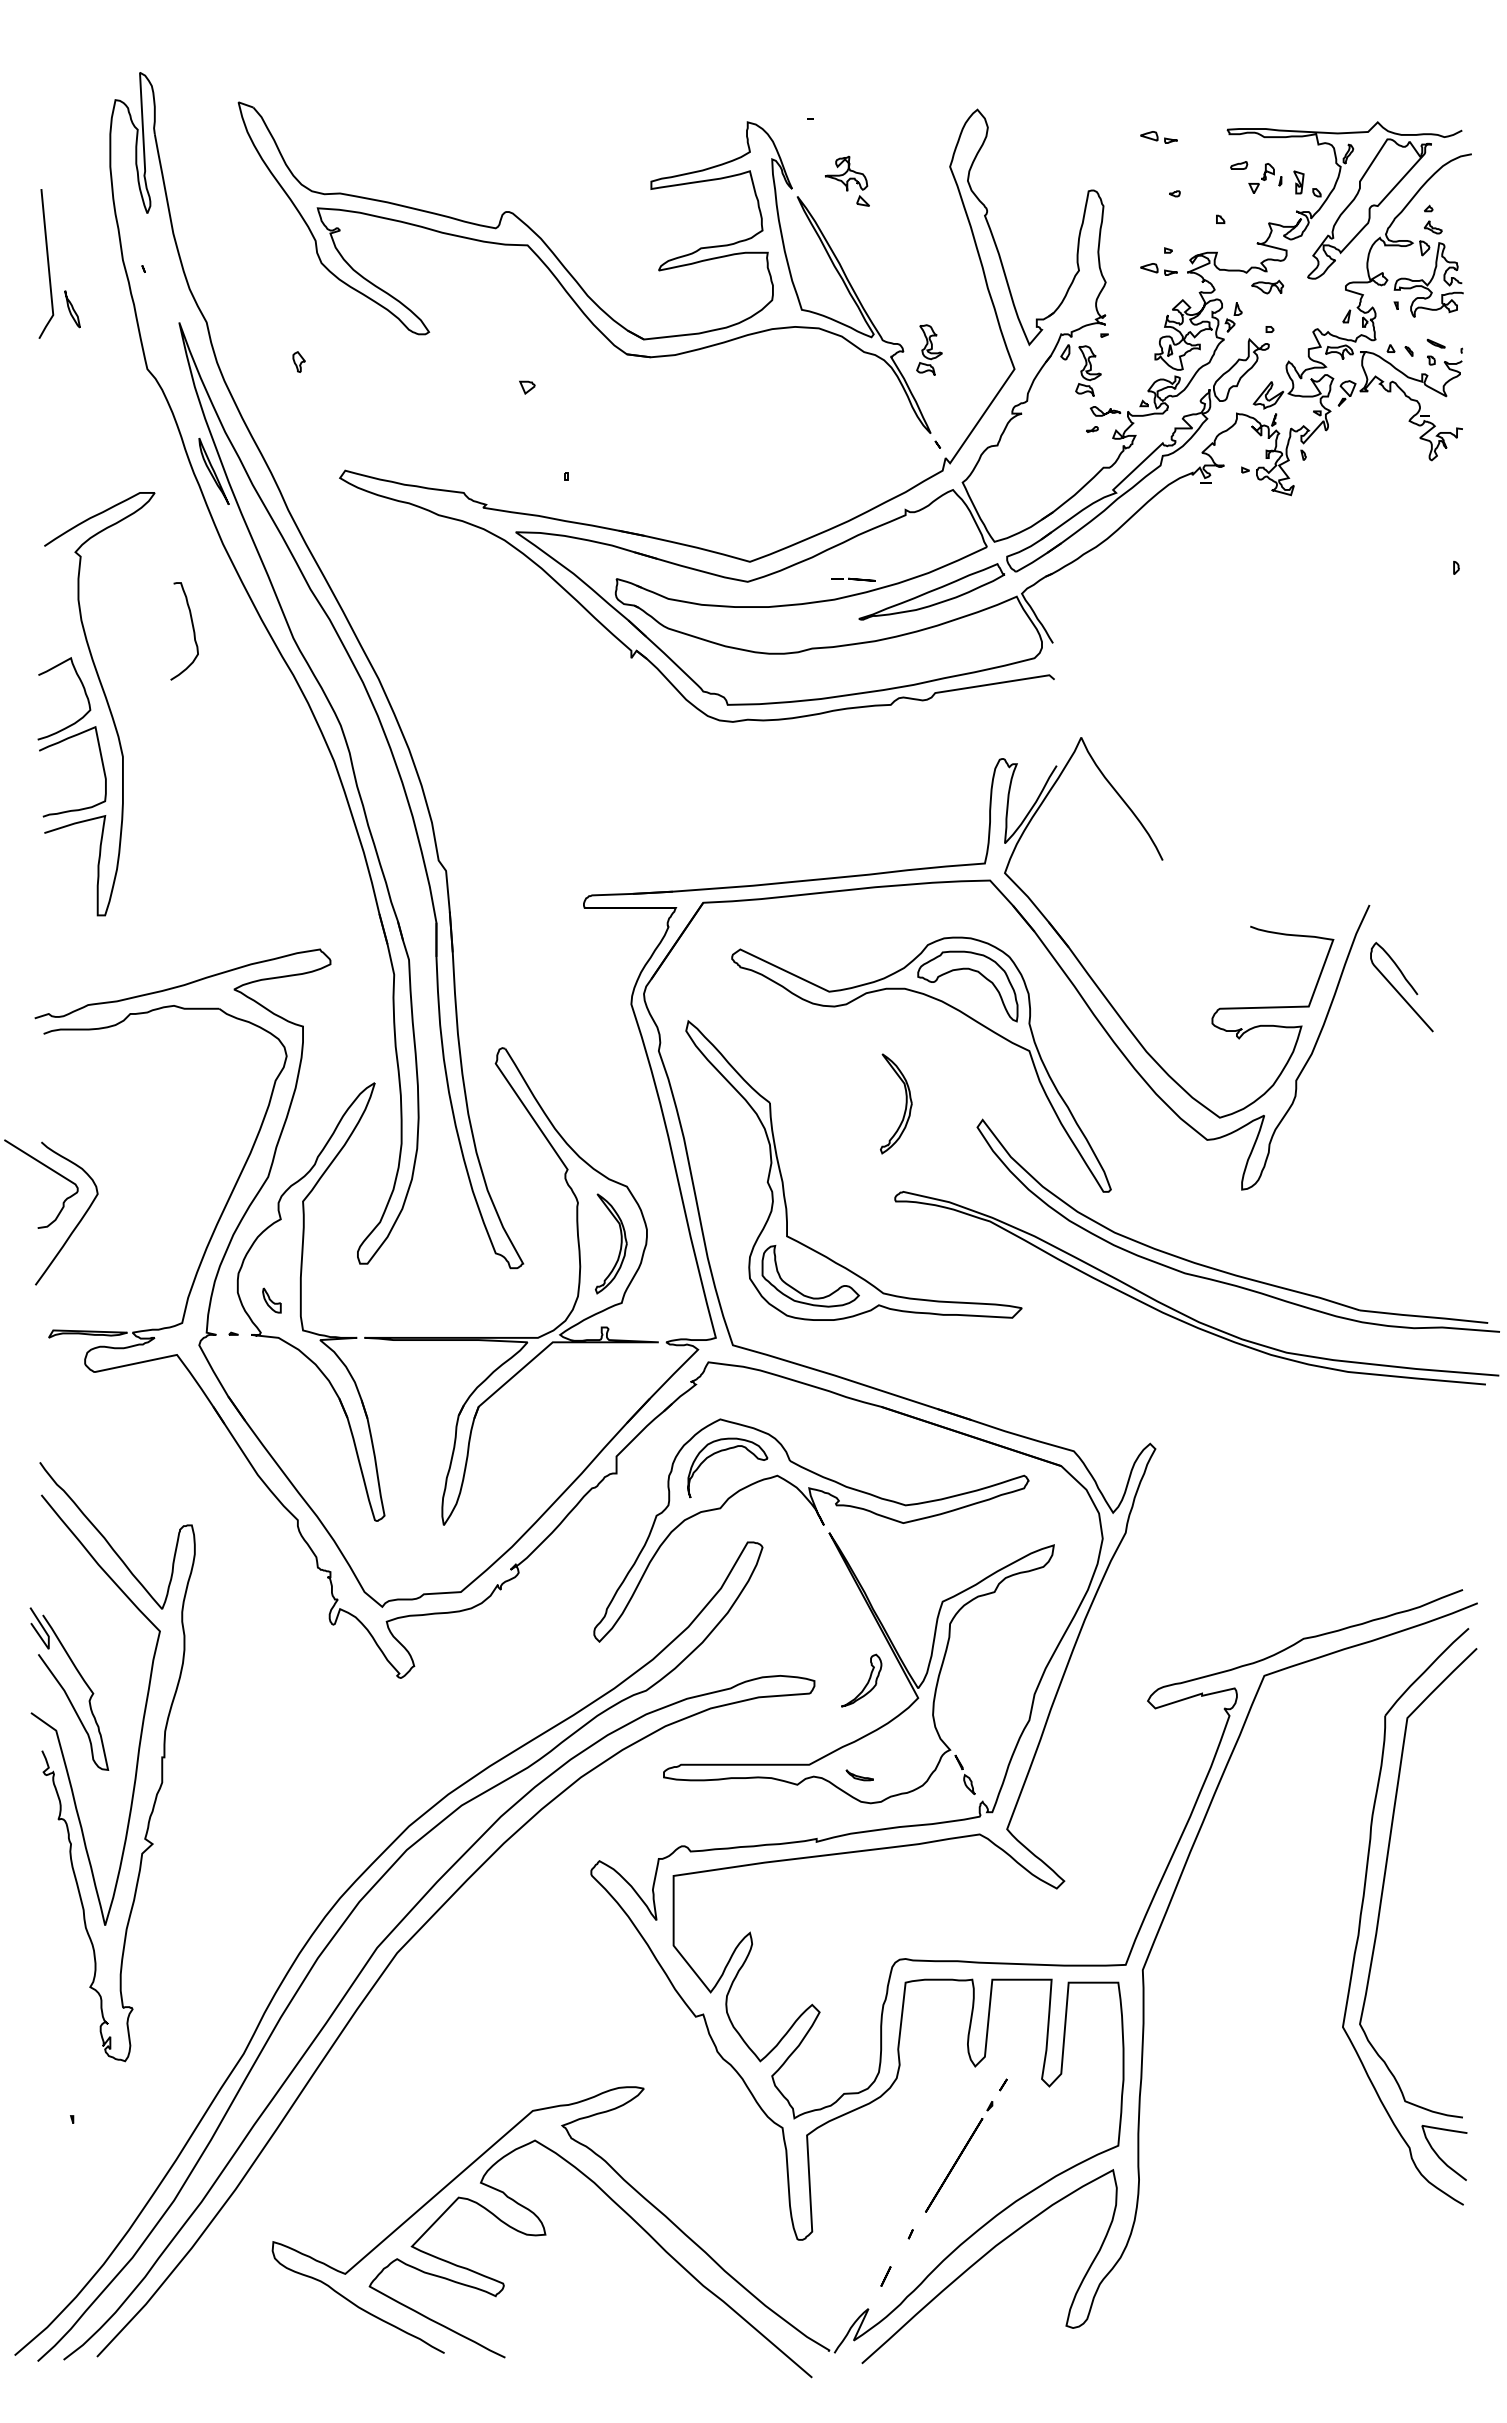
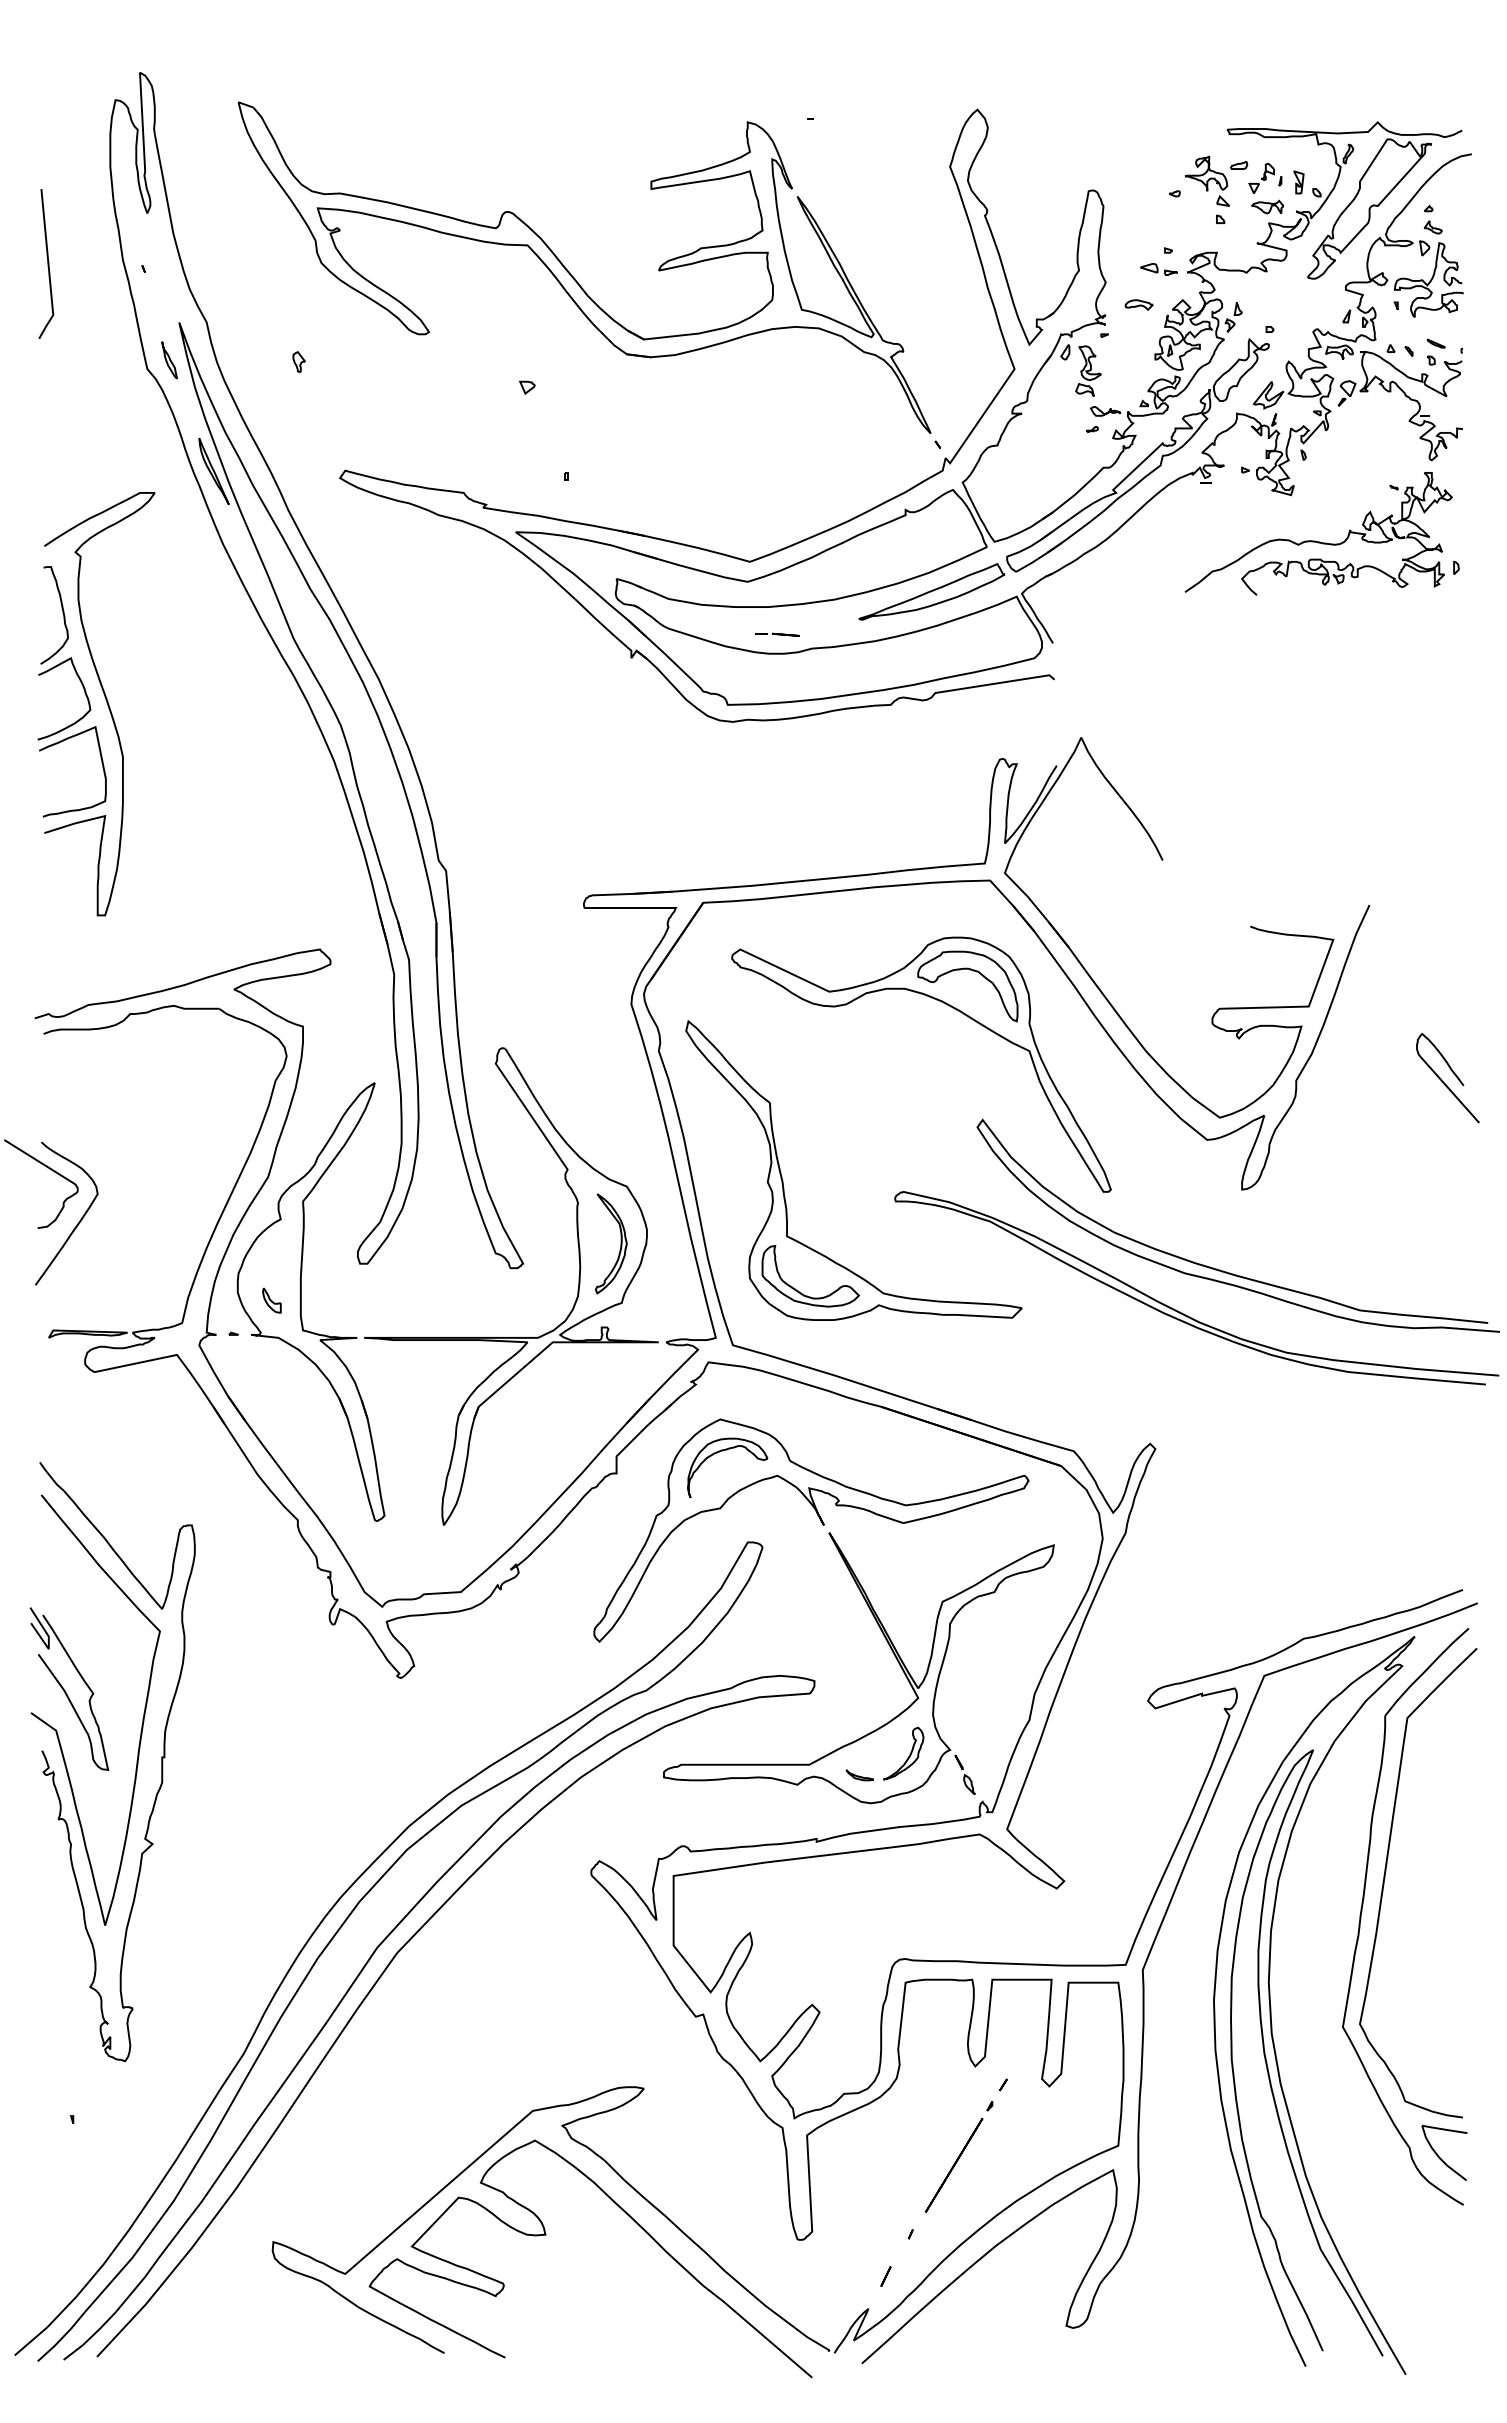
part: present -> none (1158, 137)
part position: (847, 180) -> (1207, 180) (1207, 180)
part position: (1267, 286) -> (1267, 206) (1267, 206)
part: none -> present (1138, 304)
part position: (72, 309) -> (169, 360) (169, 360)
part: present -> none (929, 349)
part: none -> present (1315, 540)
part position: (853, 579) -> (777, 634) (777, 634)
curve position: (192, 629) -> (62, 613) (62, 613)
curve position: (1397, 990) -> (1443, 1081) (1443, 1081)
part: present -> none (905, 1103)
part position: (861, 1680) -> (903, 1753) (903, 1753)
part: none -> present (1271, 2006)
